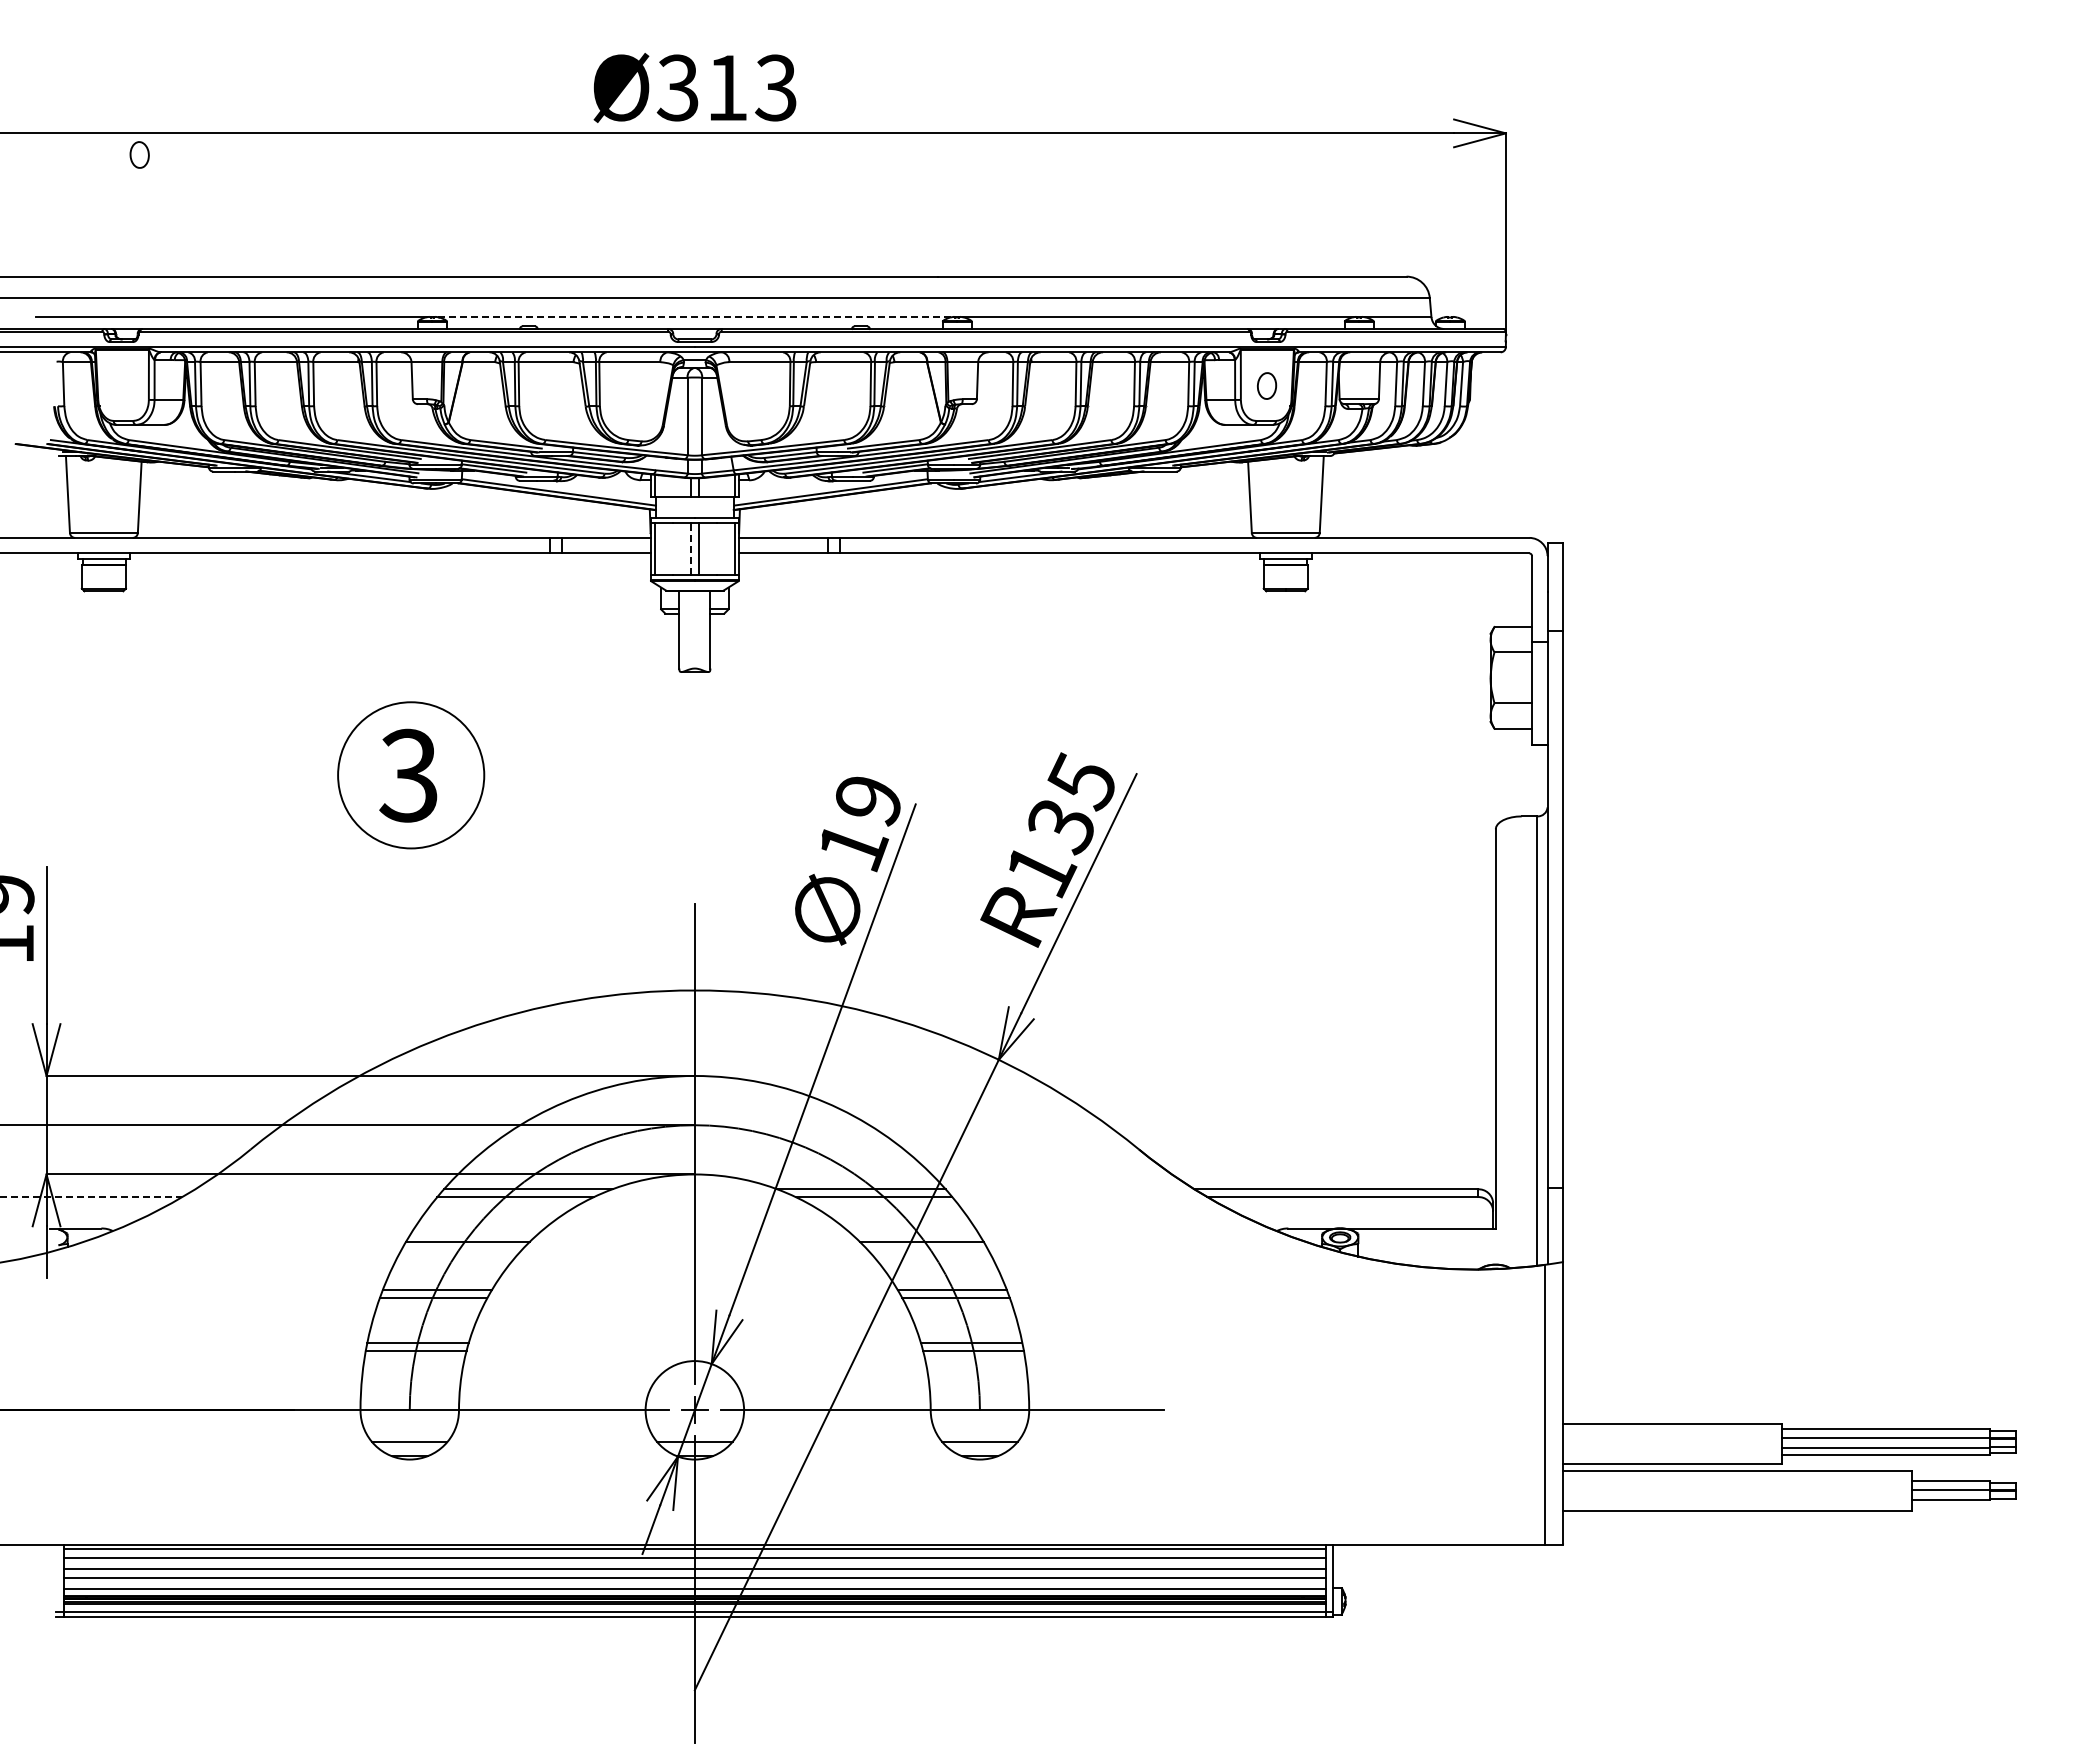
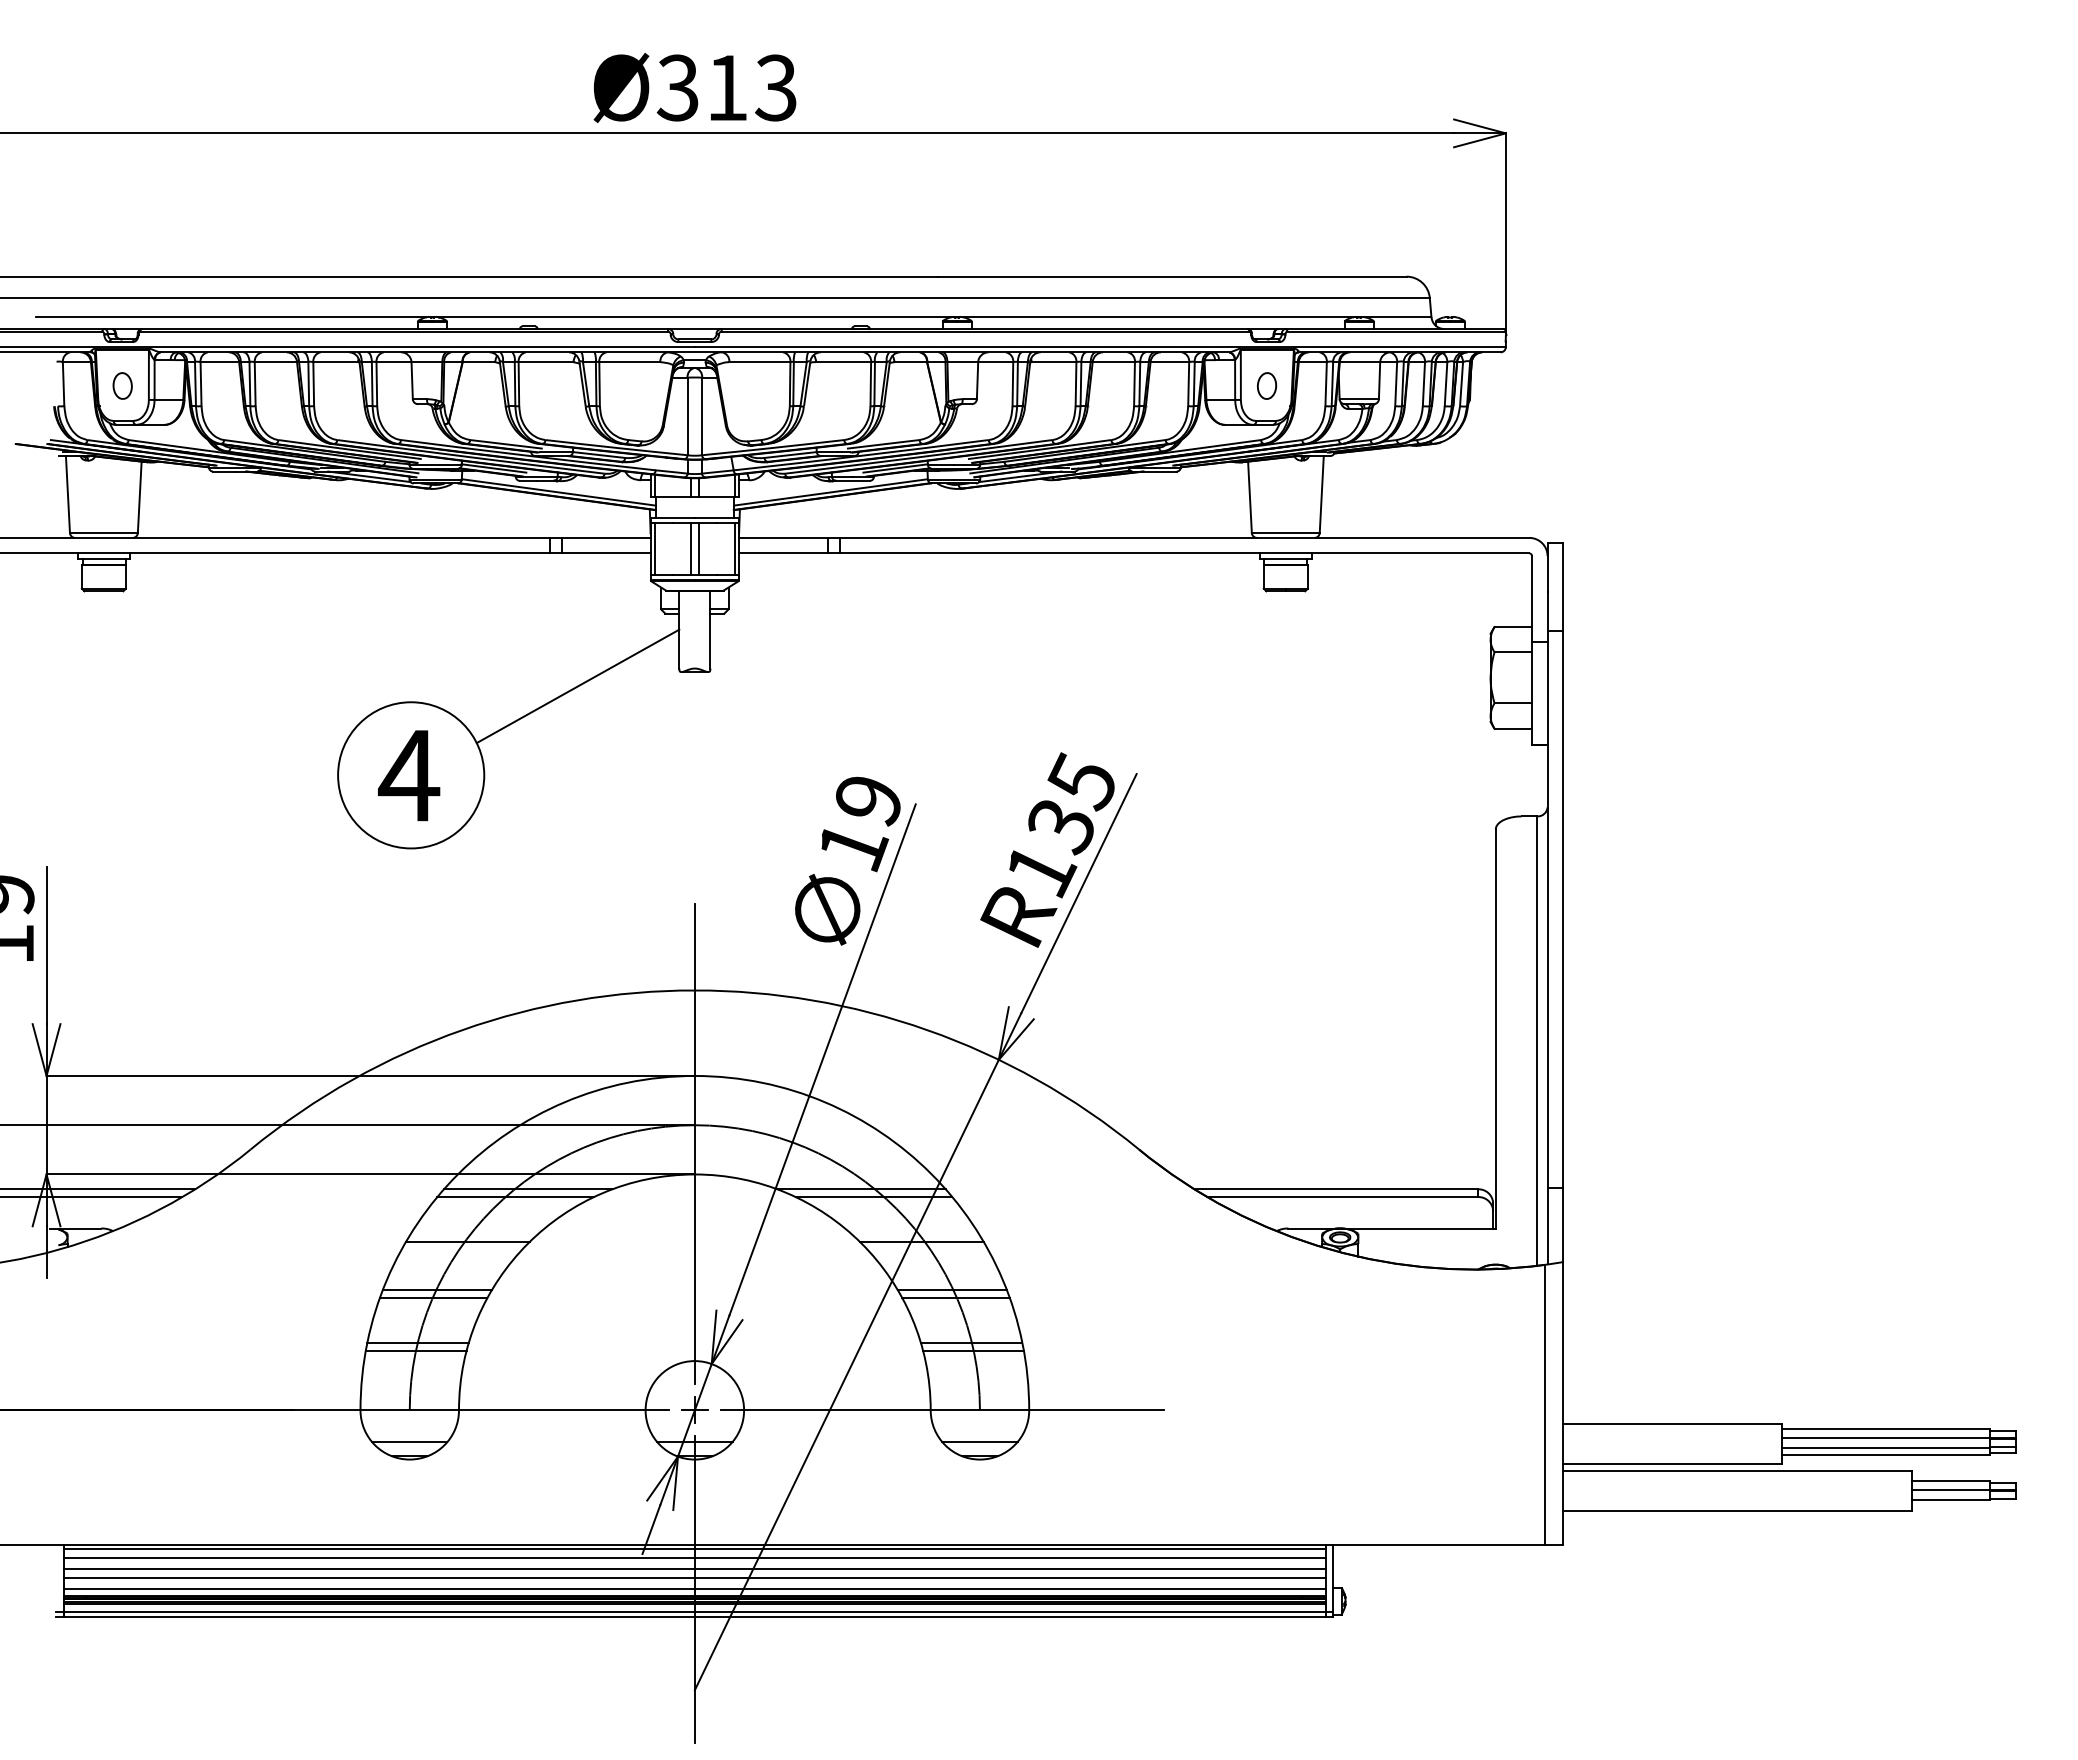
part position: (139, 154) -> (122, 385) (122, 385)
line: dashed -> solid (695, 317)
line: dashed -> solid (690, 549)
line: none -> present (577, 686)
text: 3 -> 4 (408, 775)
line: none -> present (98, 1189)
line: dashed -> solid (91, 1197)
